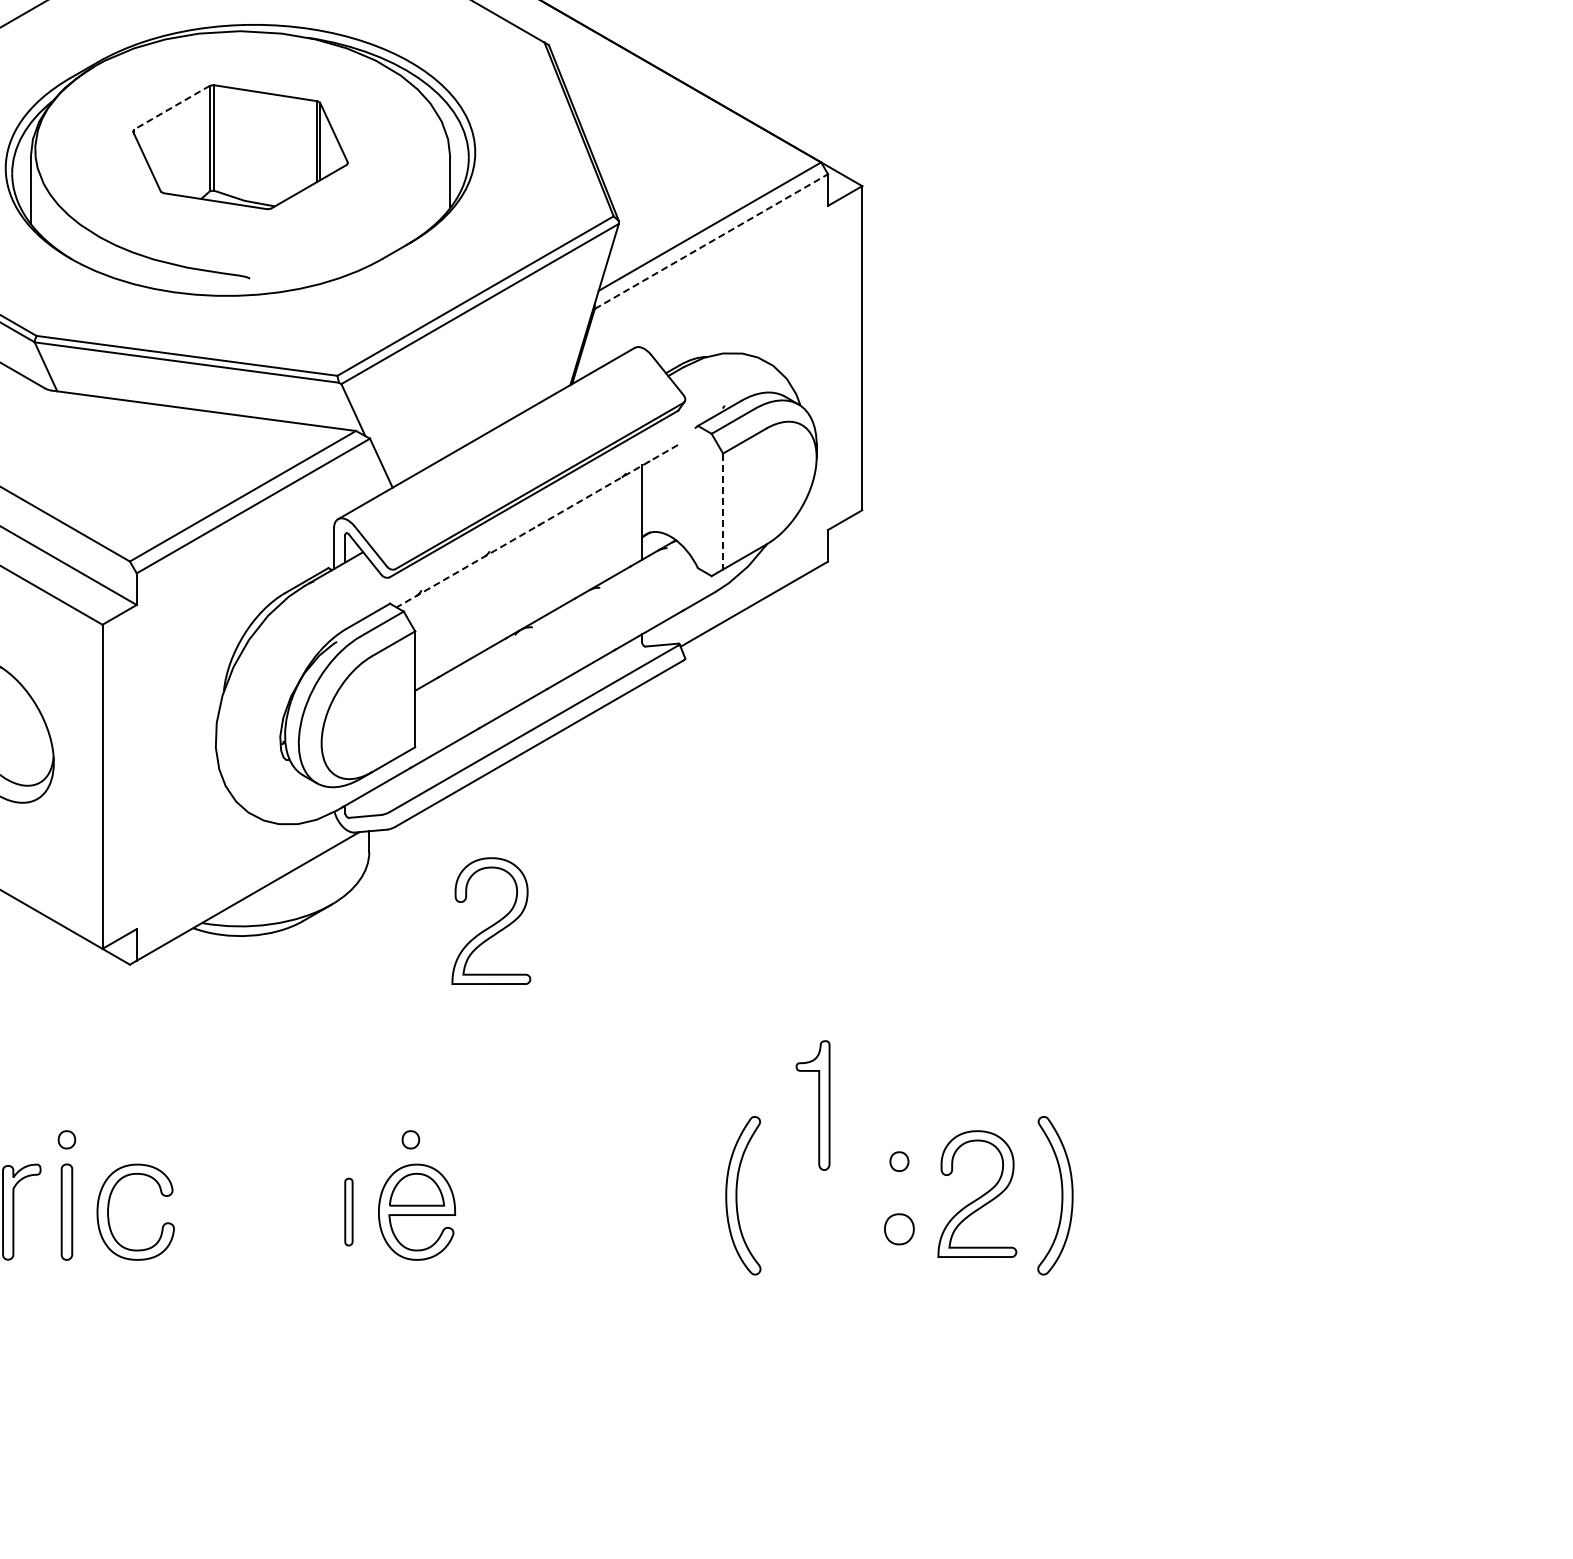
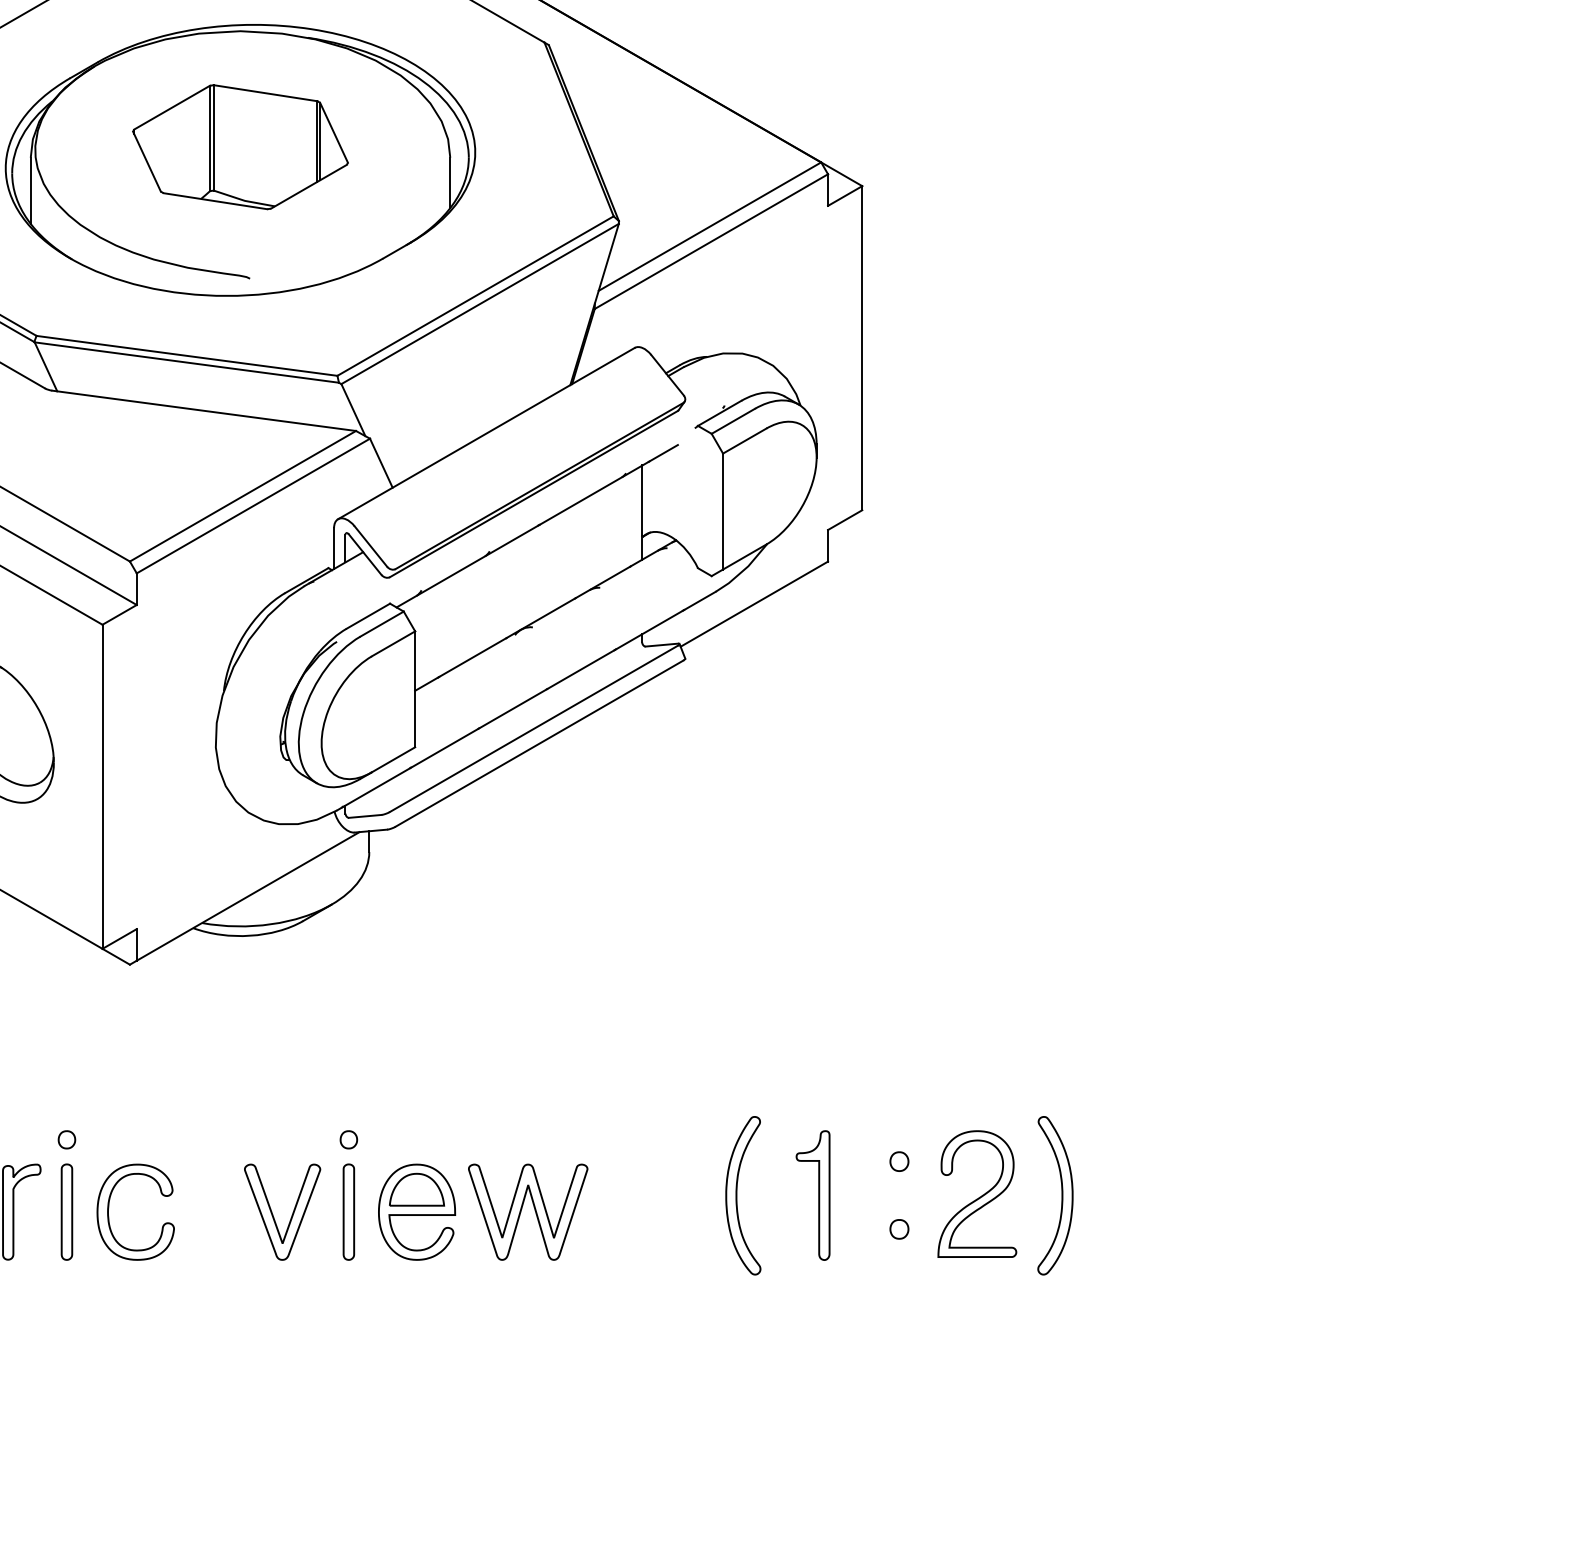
line: dashed -> solid (172, 107)
line: dashed -> solid (711, 241)
line: dashed -> solid (723, 511)
line: dashed -> solid (536, 526)
part: present -> none (491, 920)
part position: (812, 1105) -> (812, 1195) (812, 1195)
part position: (410, 1139) -> (348, 1139) (348, 1139)
part: none -> present (534, 1210)
part size: 10x70 px -> 14x98 px (348, 1211)
part: none -> present (273, 1214)
part size: 31x33 px -> 21x21 px (899, 1229)
